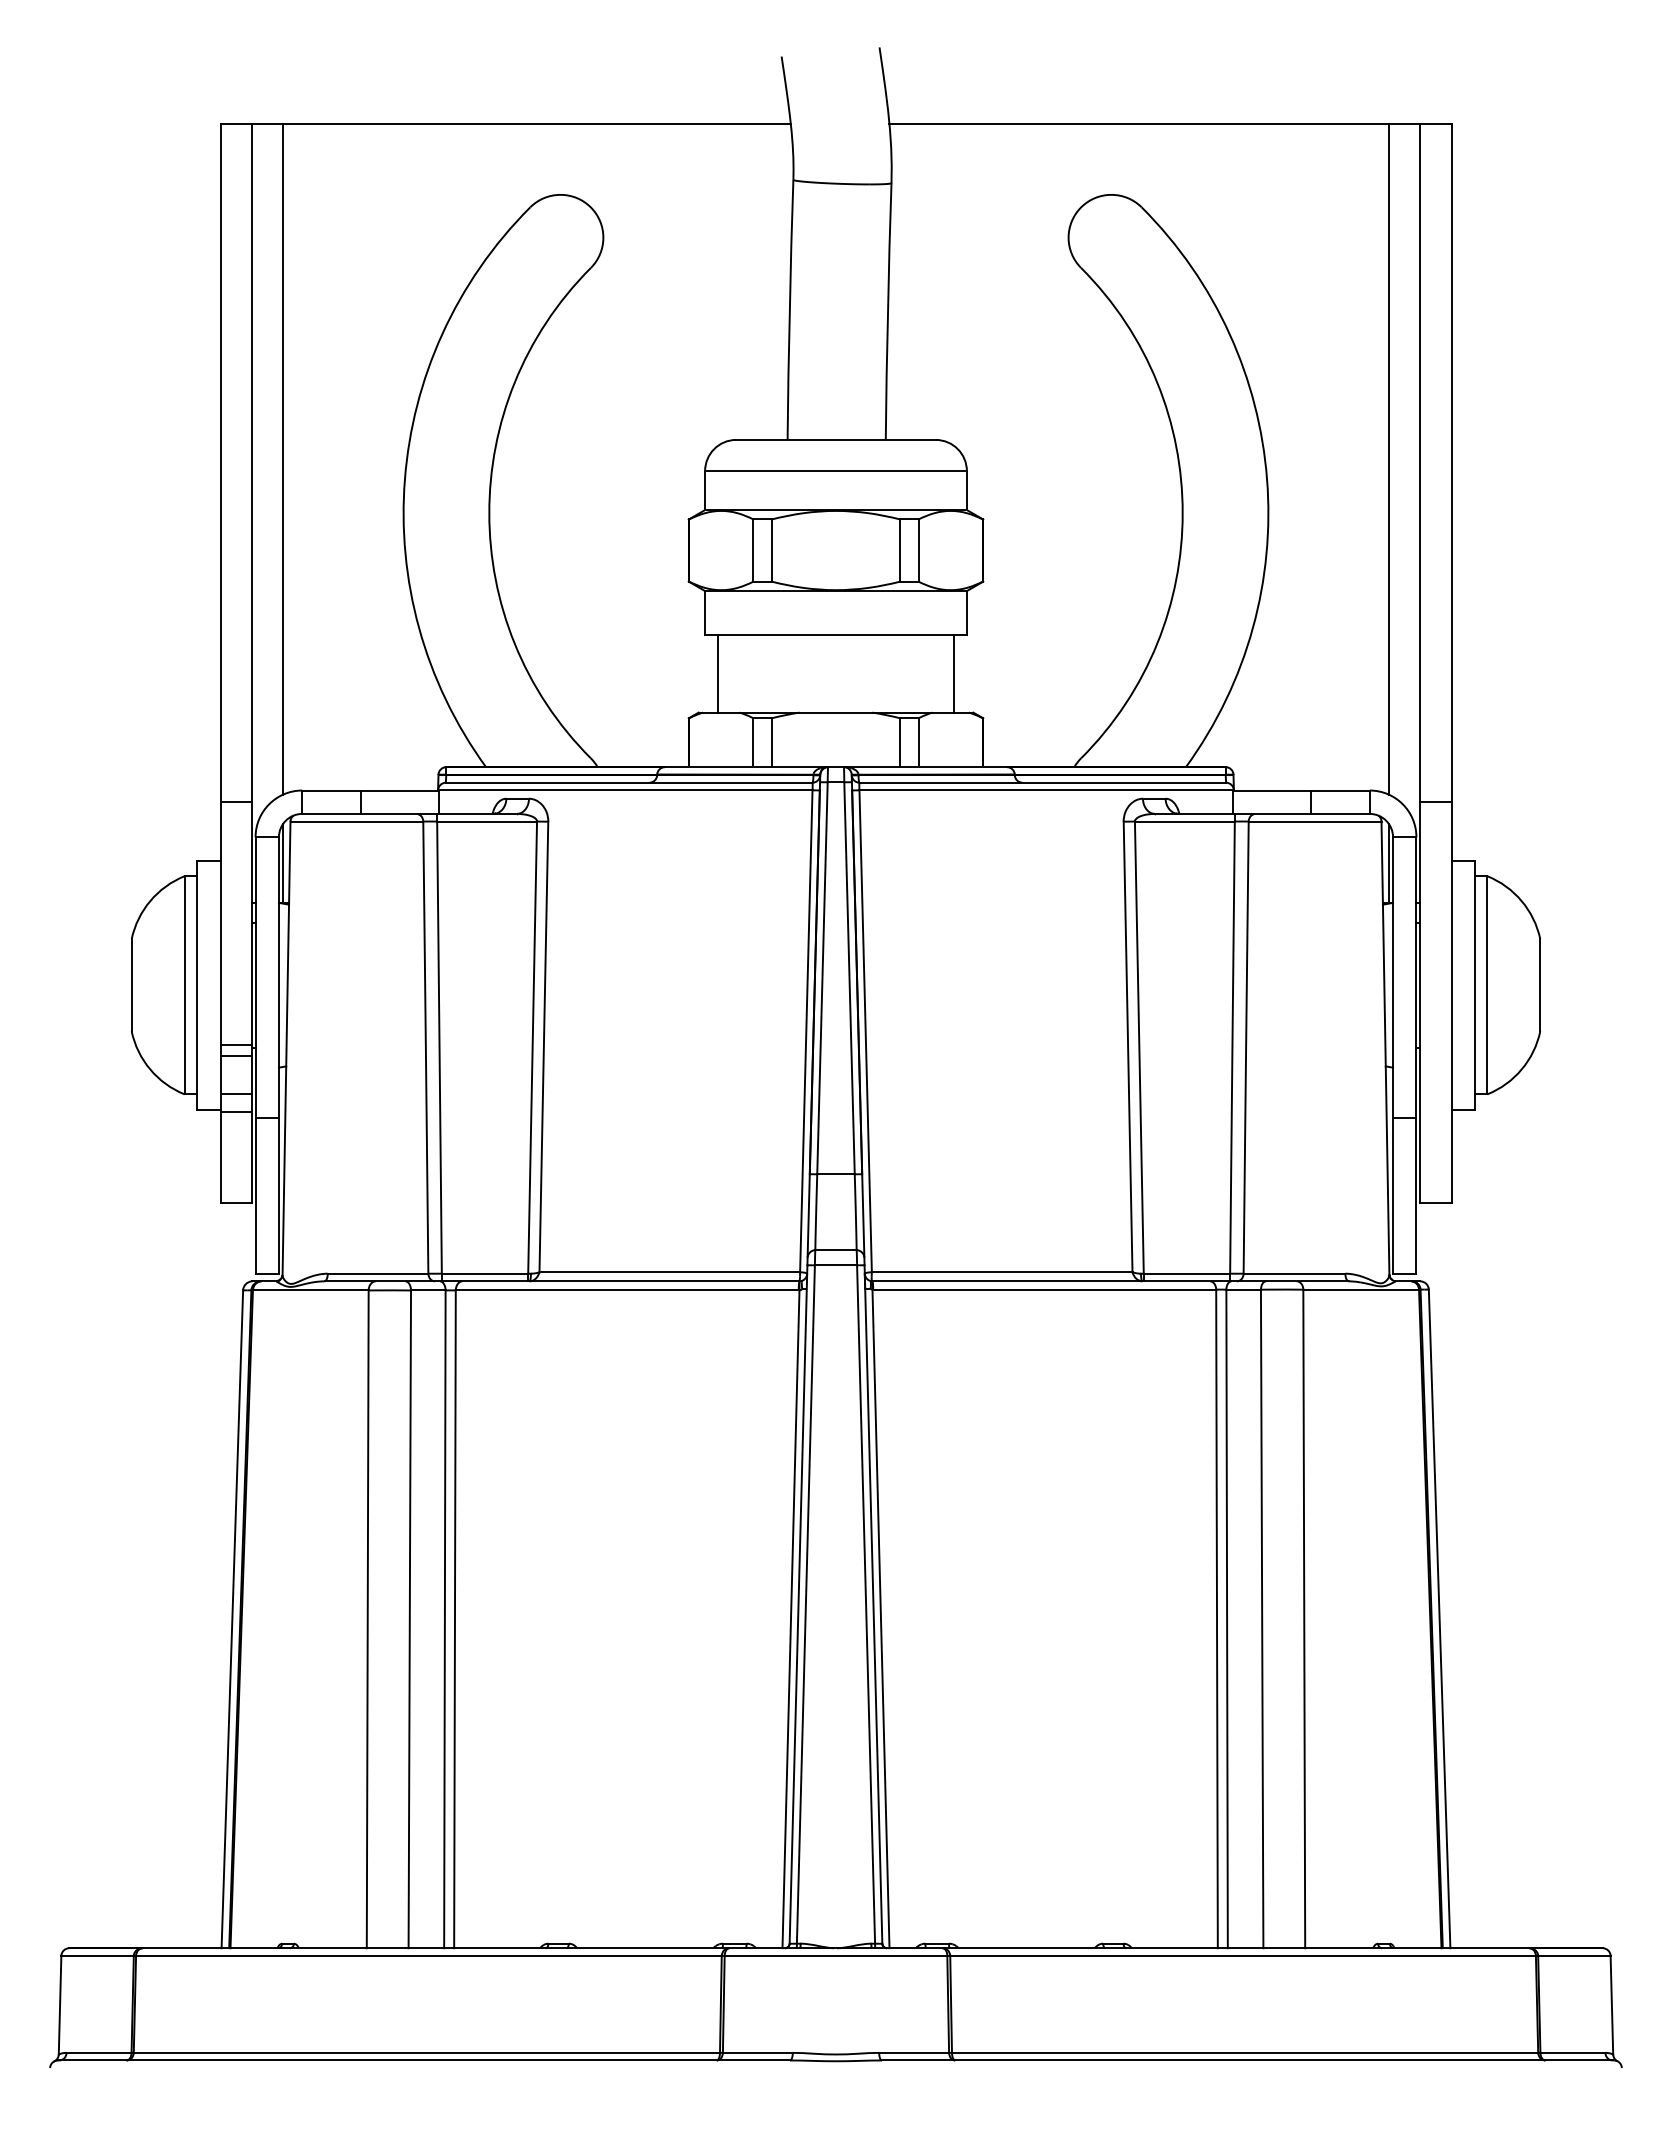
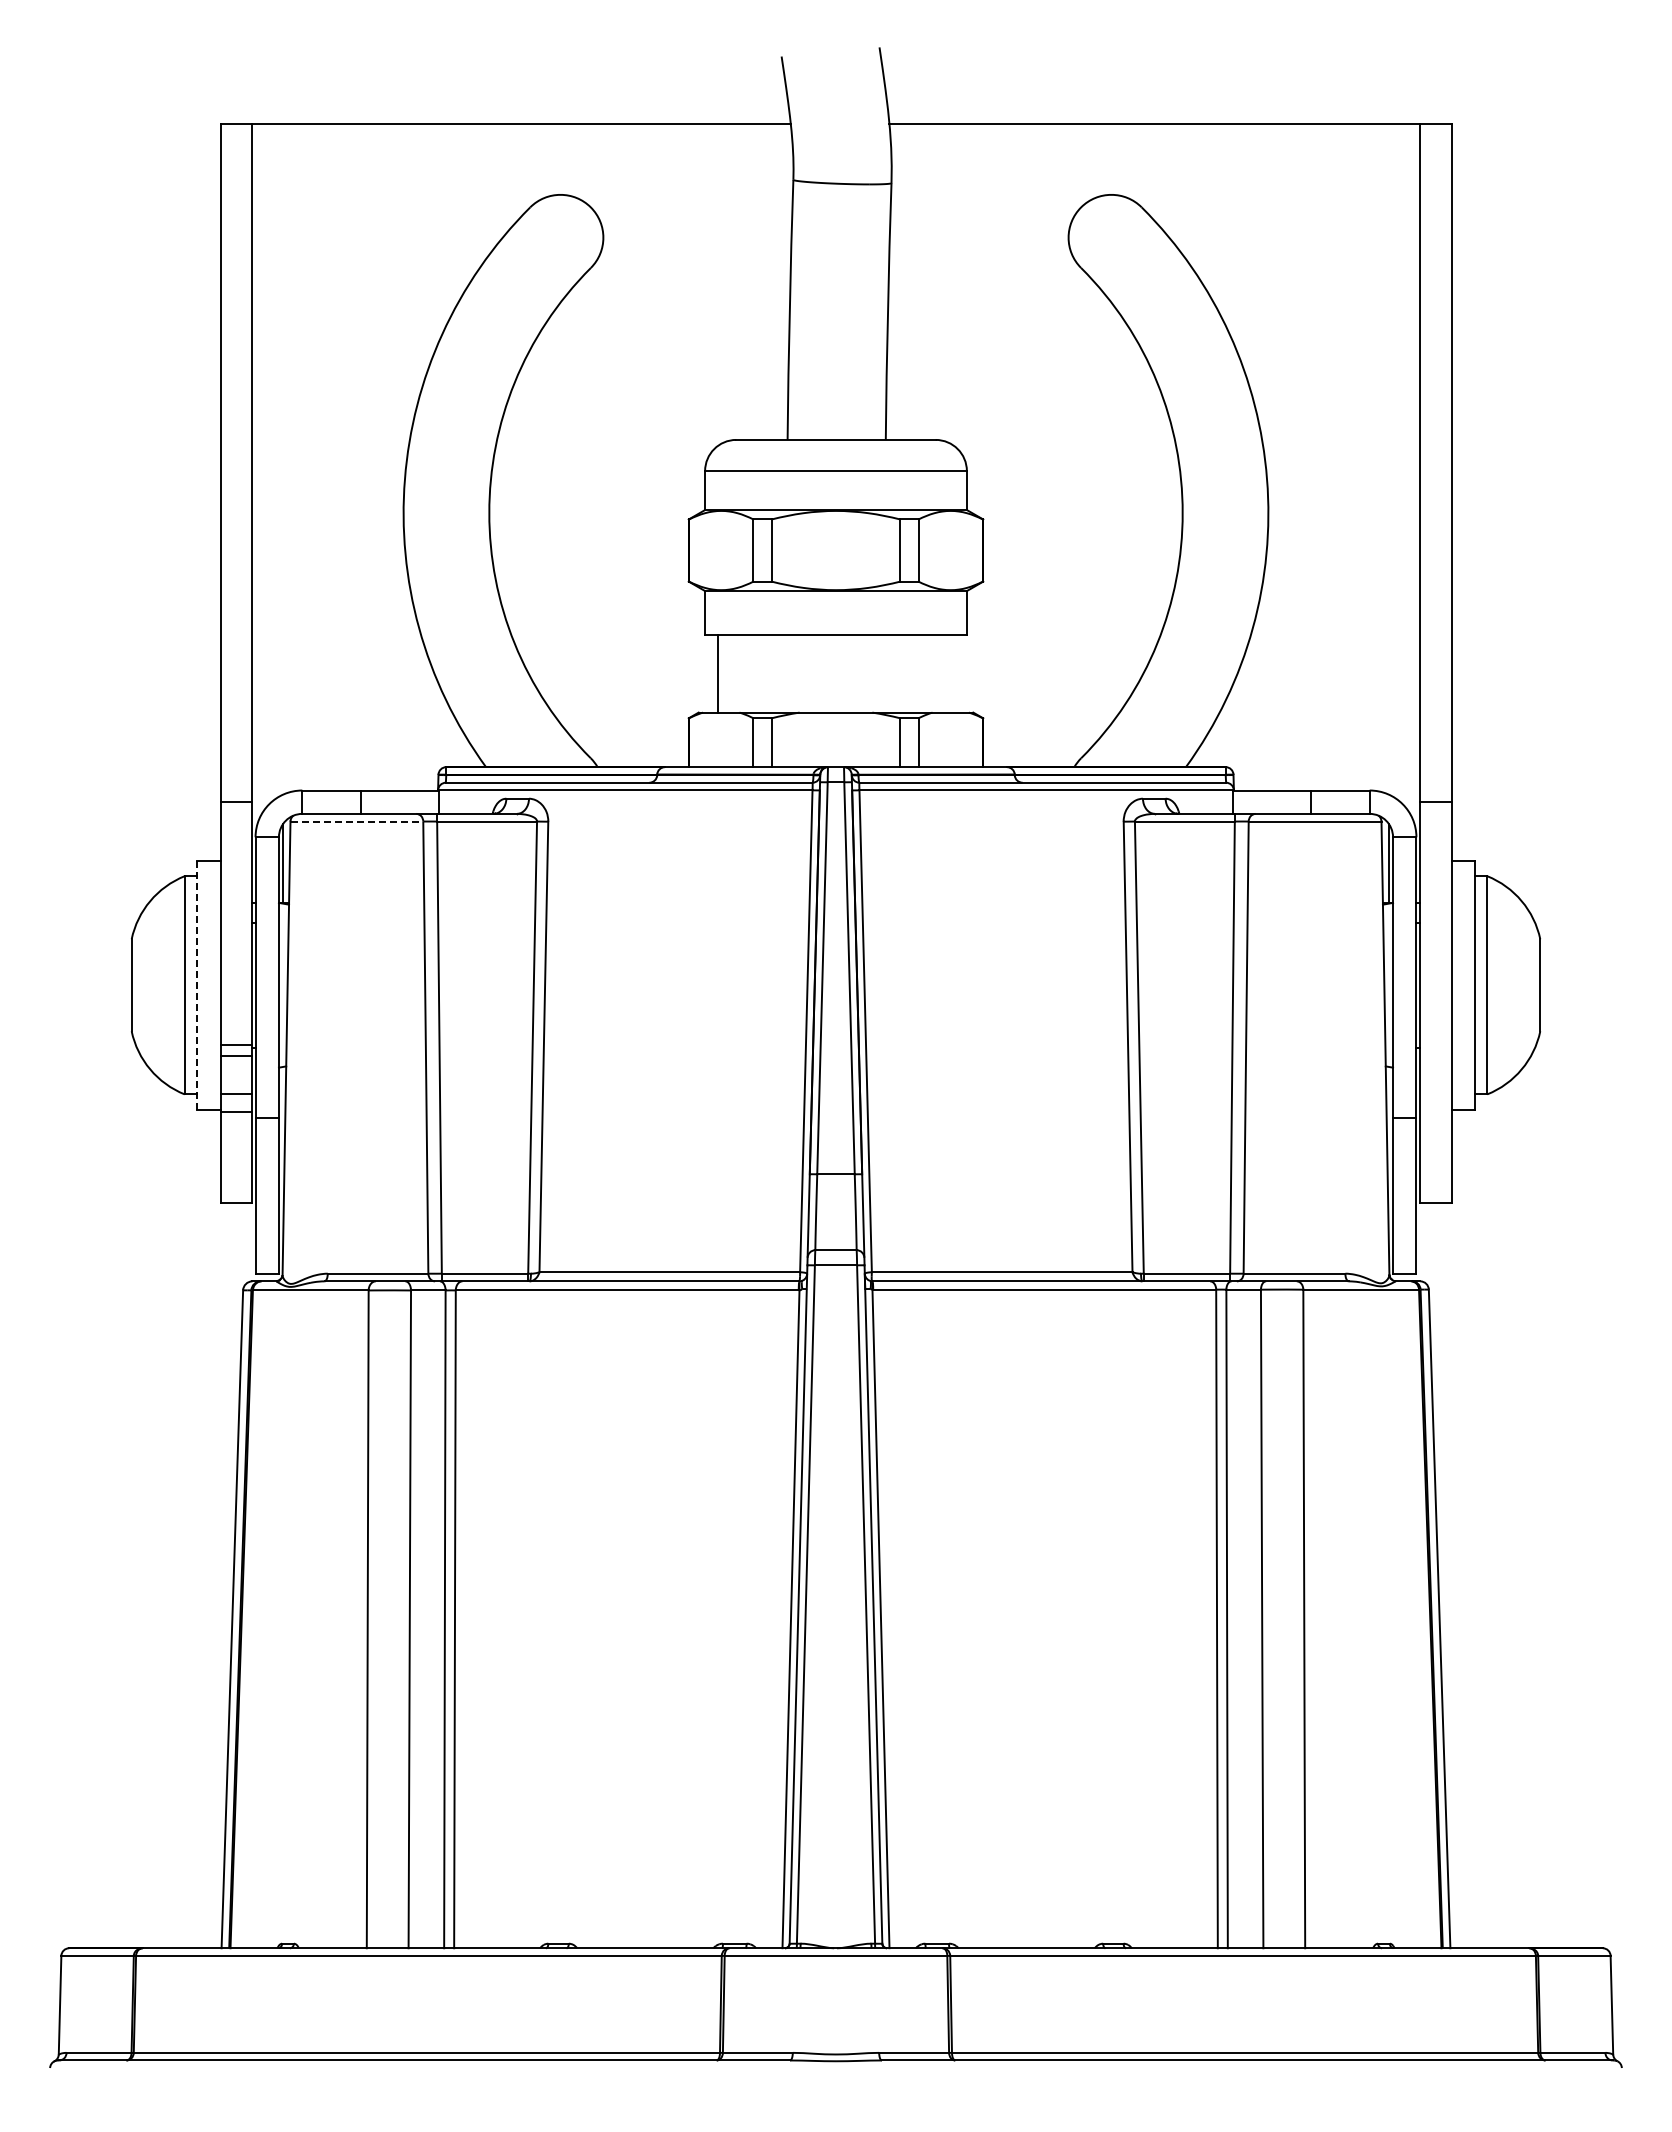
line: present -> none (282, 458)
line: present -> none (1389, 458)
line: present -> none (954, 673)
line: solid -> dashed (357, 821)
line: solid -> dashed (197, 985)
